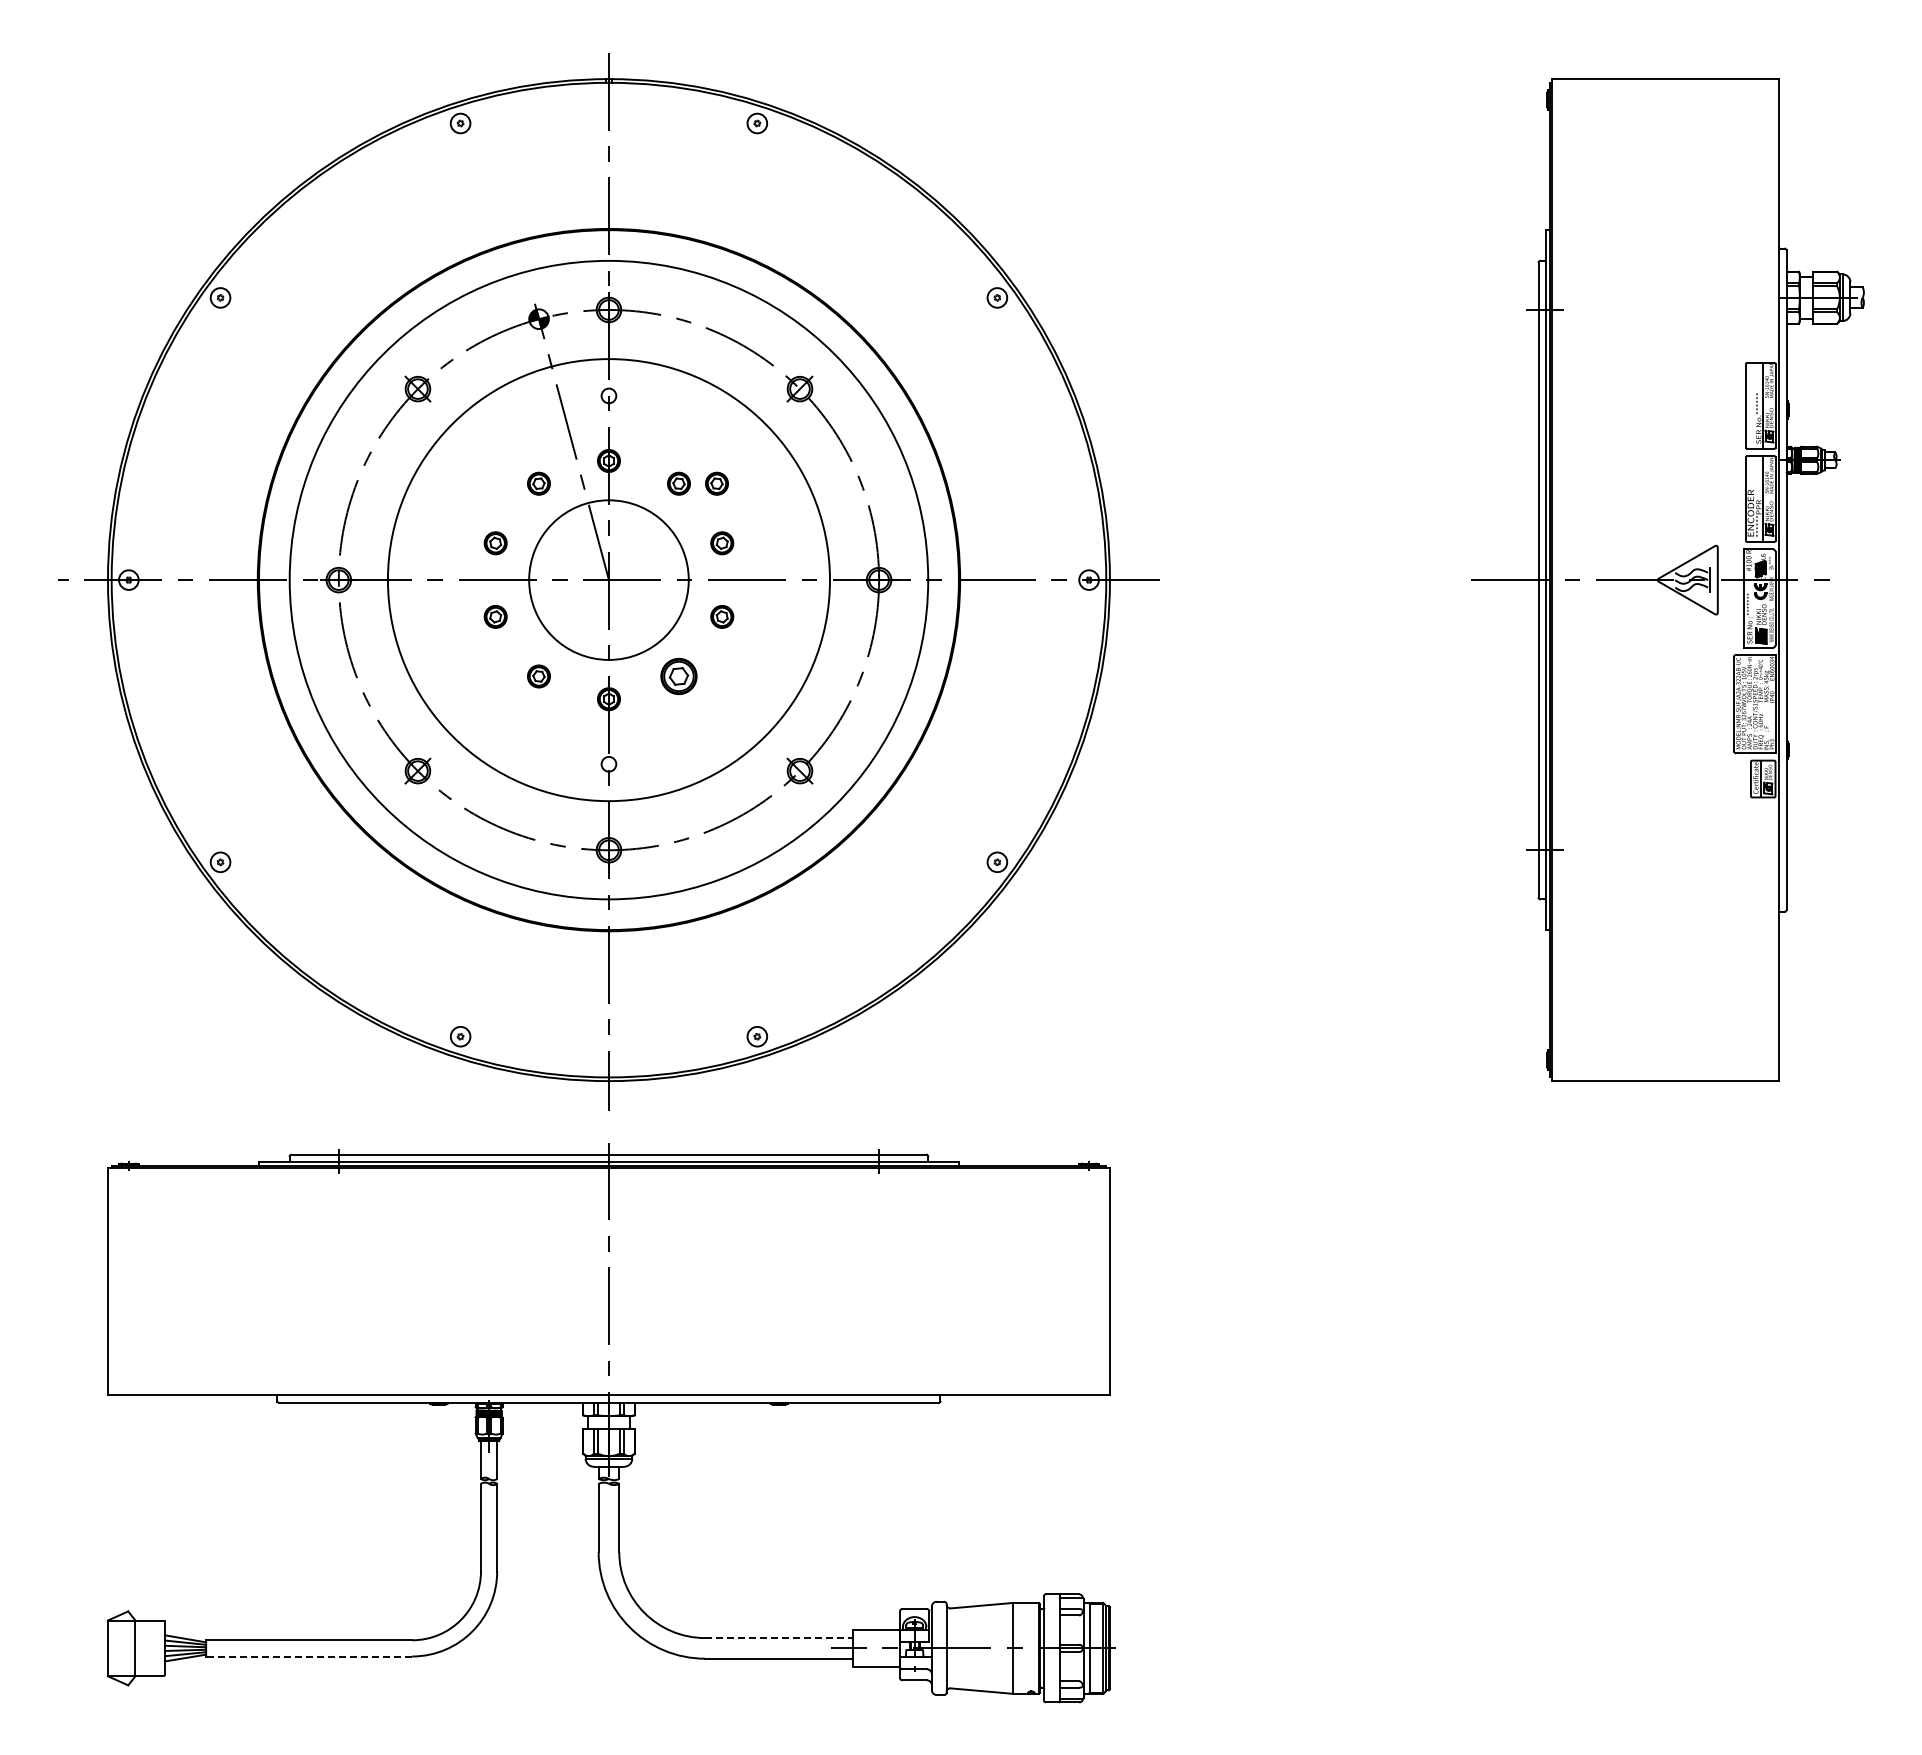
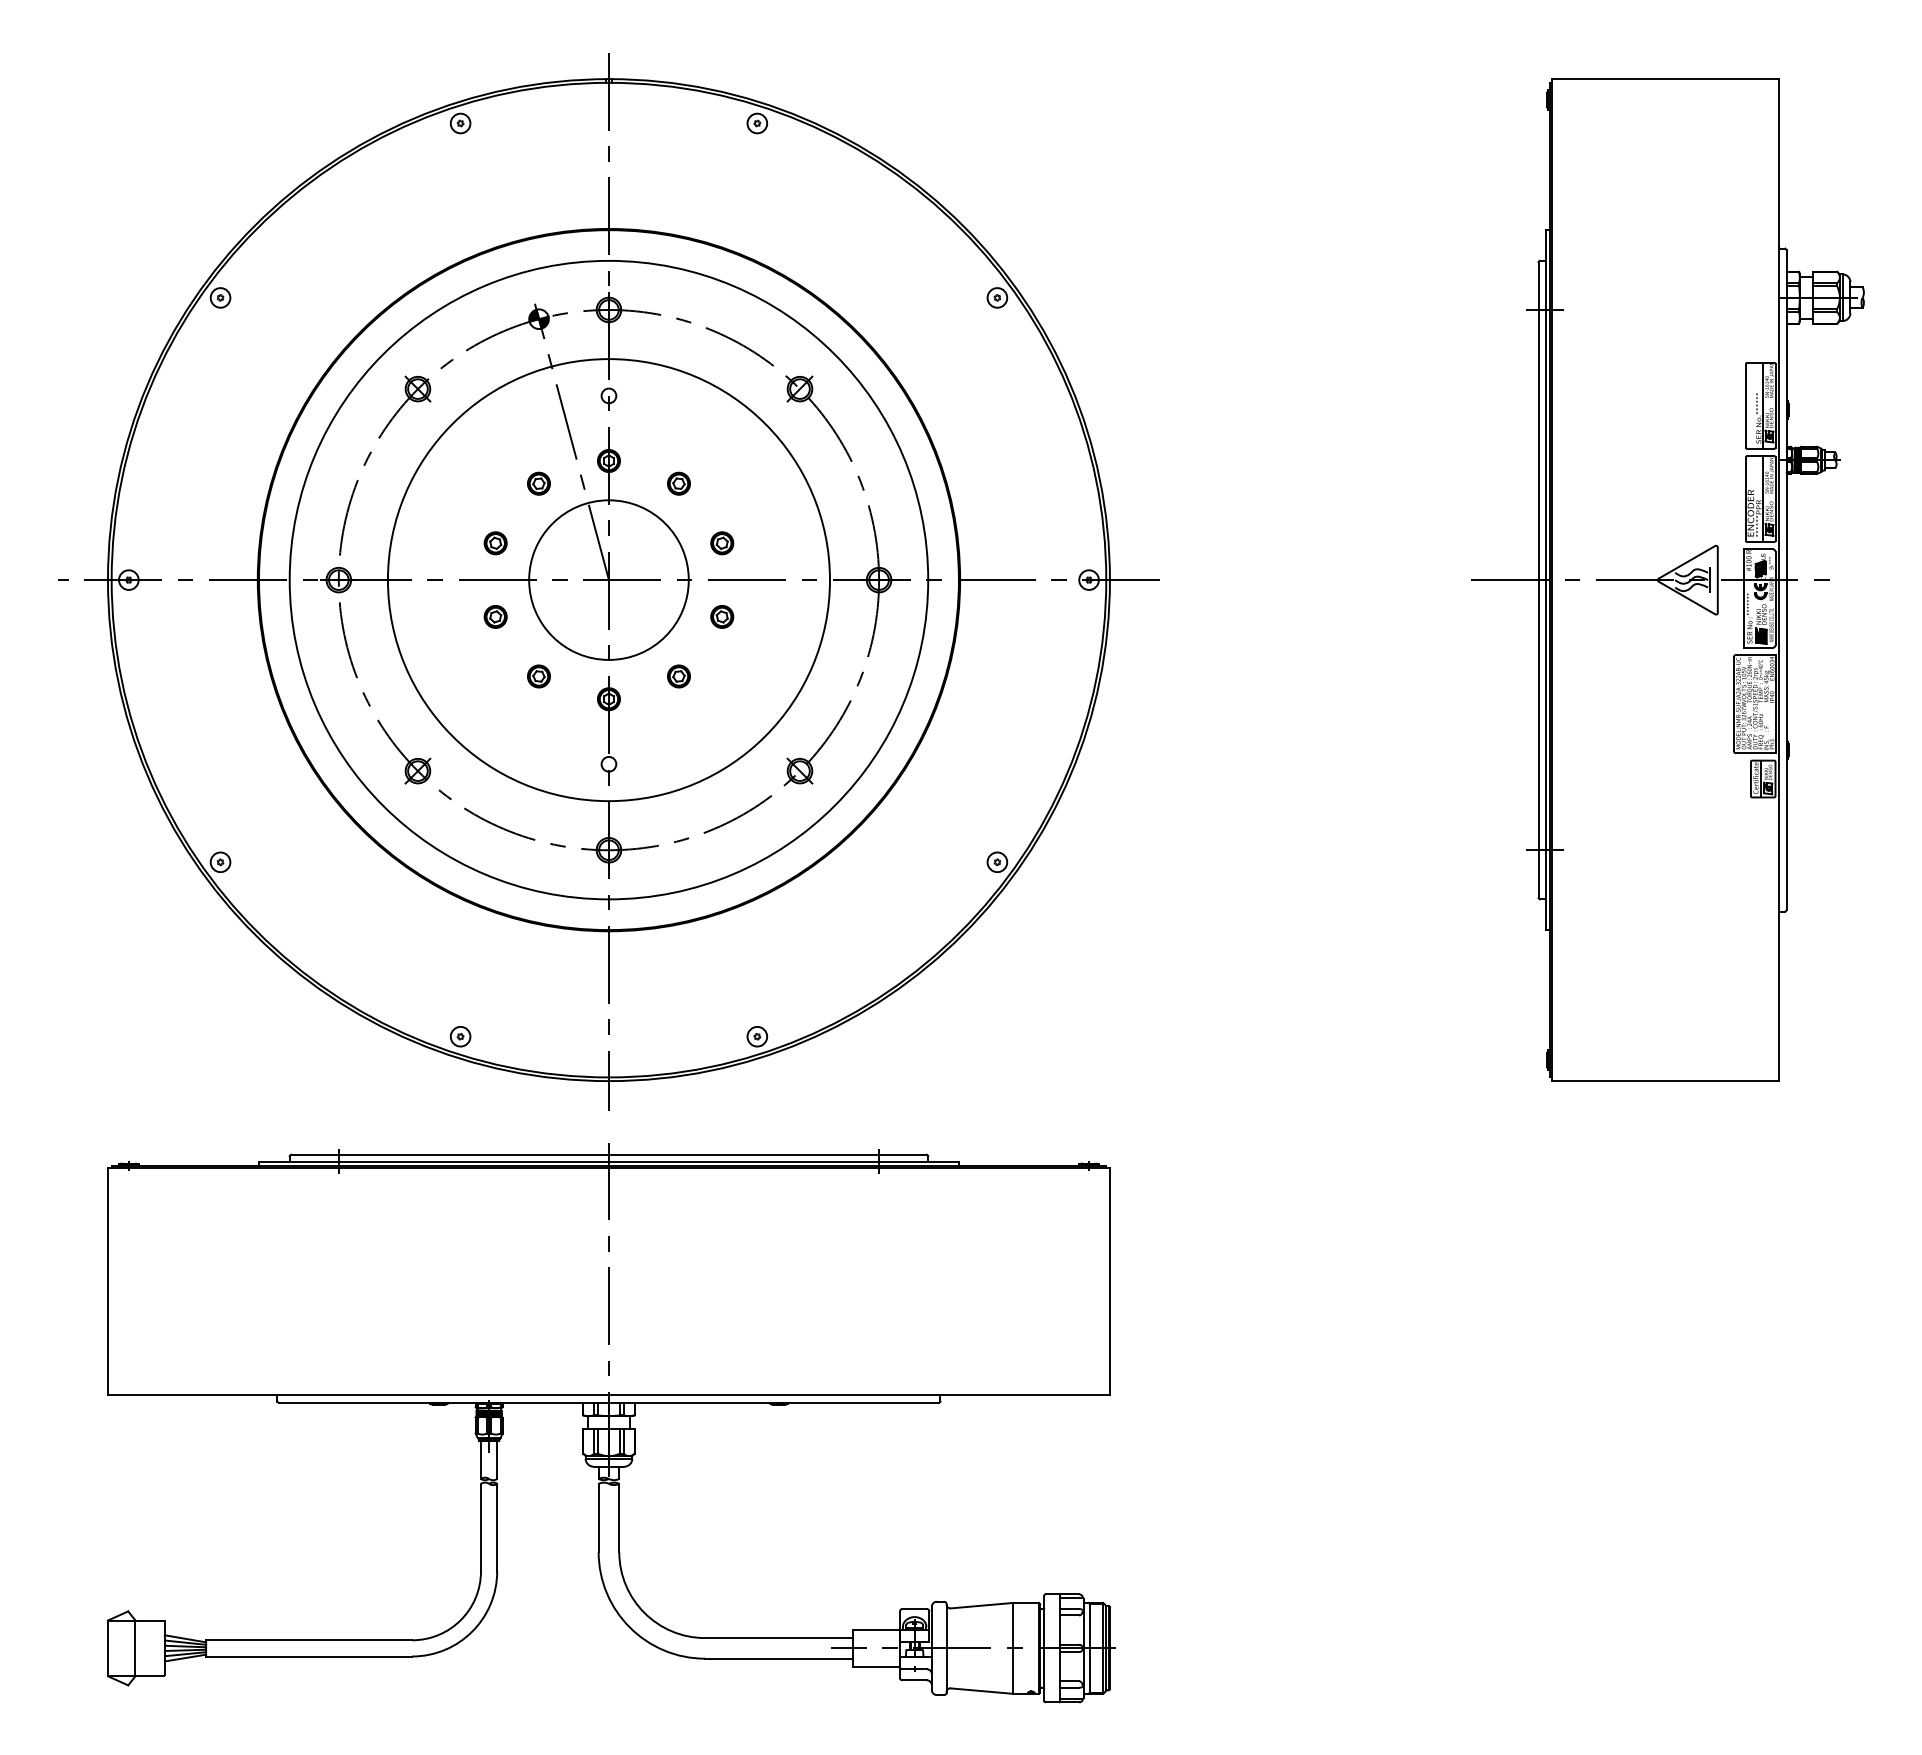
part: present -> none (716, 483)
part size: 38x38 px -> 24x25 px (678, 676)
line: dashed -> solid (779, 1638)
line: dashed -> solid (308, 1656)
